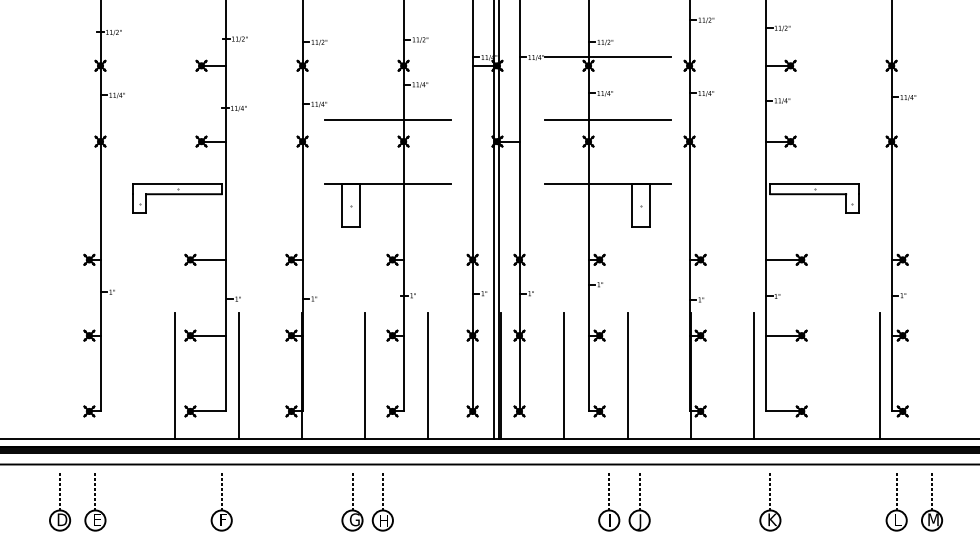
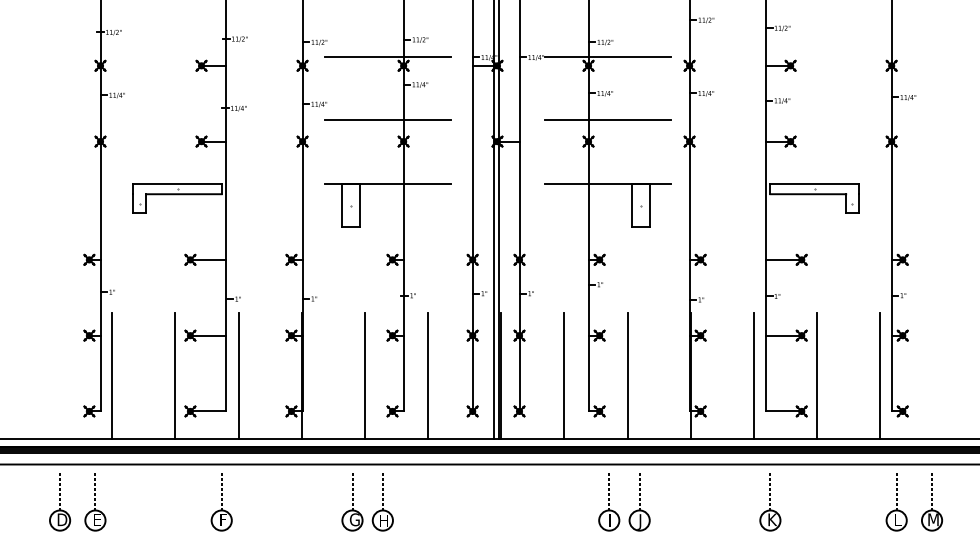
line: none -> present (387, 57)
line: none -> present (112, 375)
line: none -> present (816, 375)
